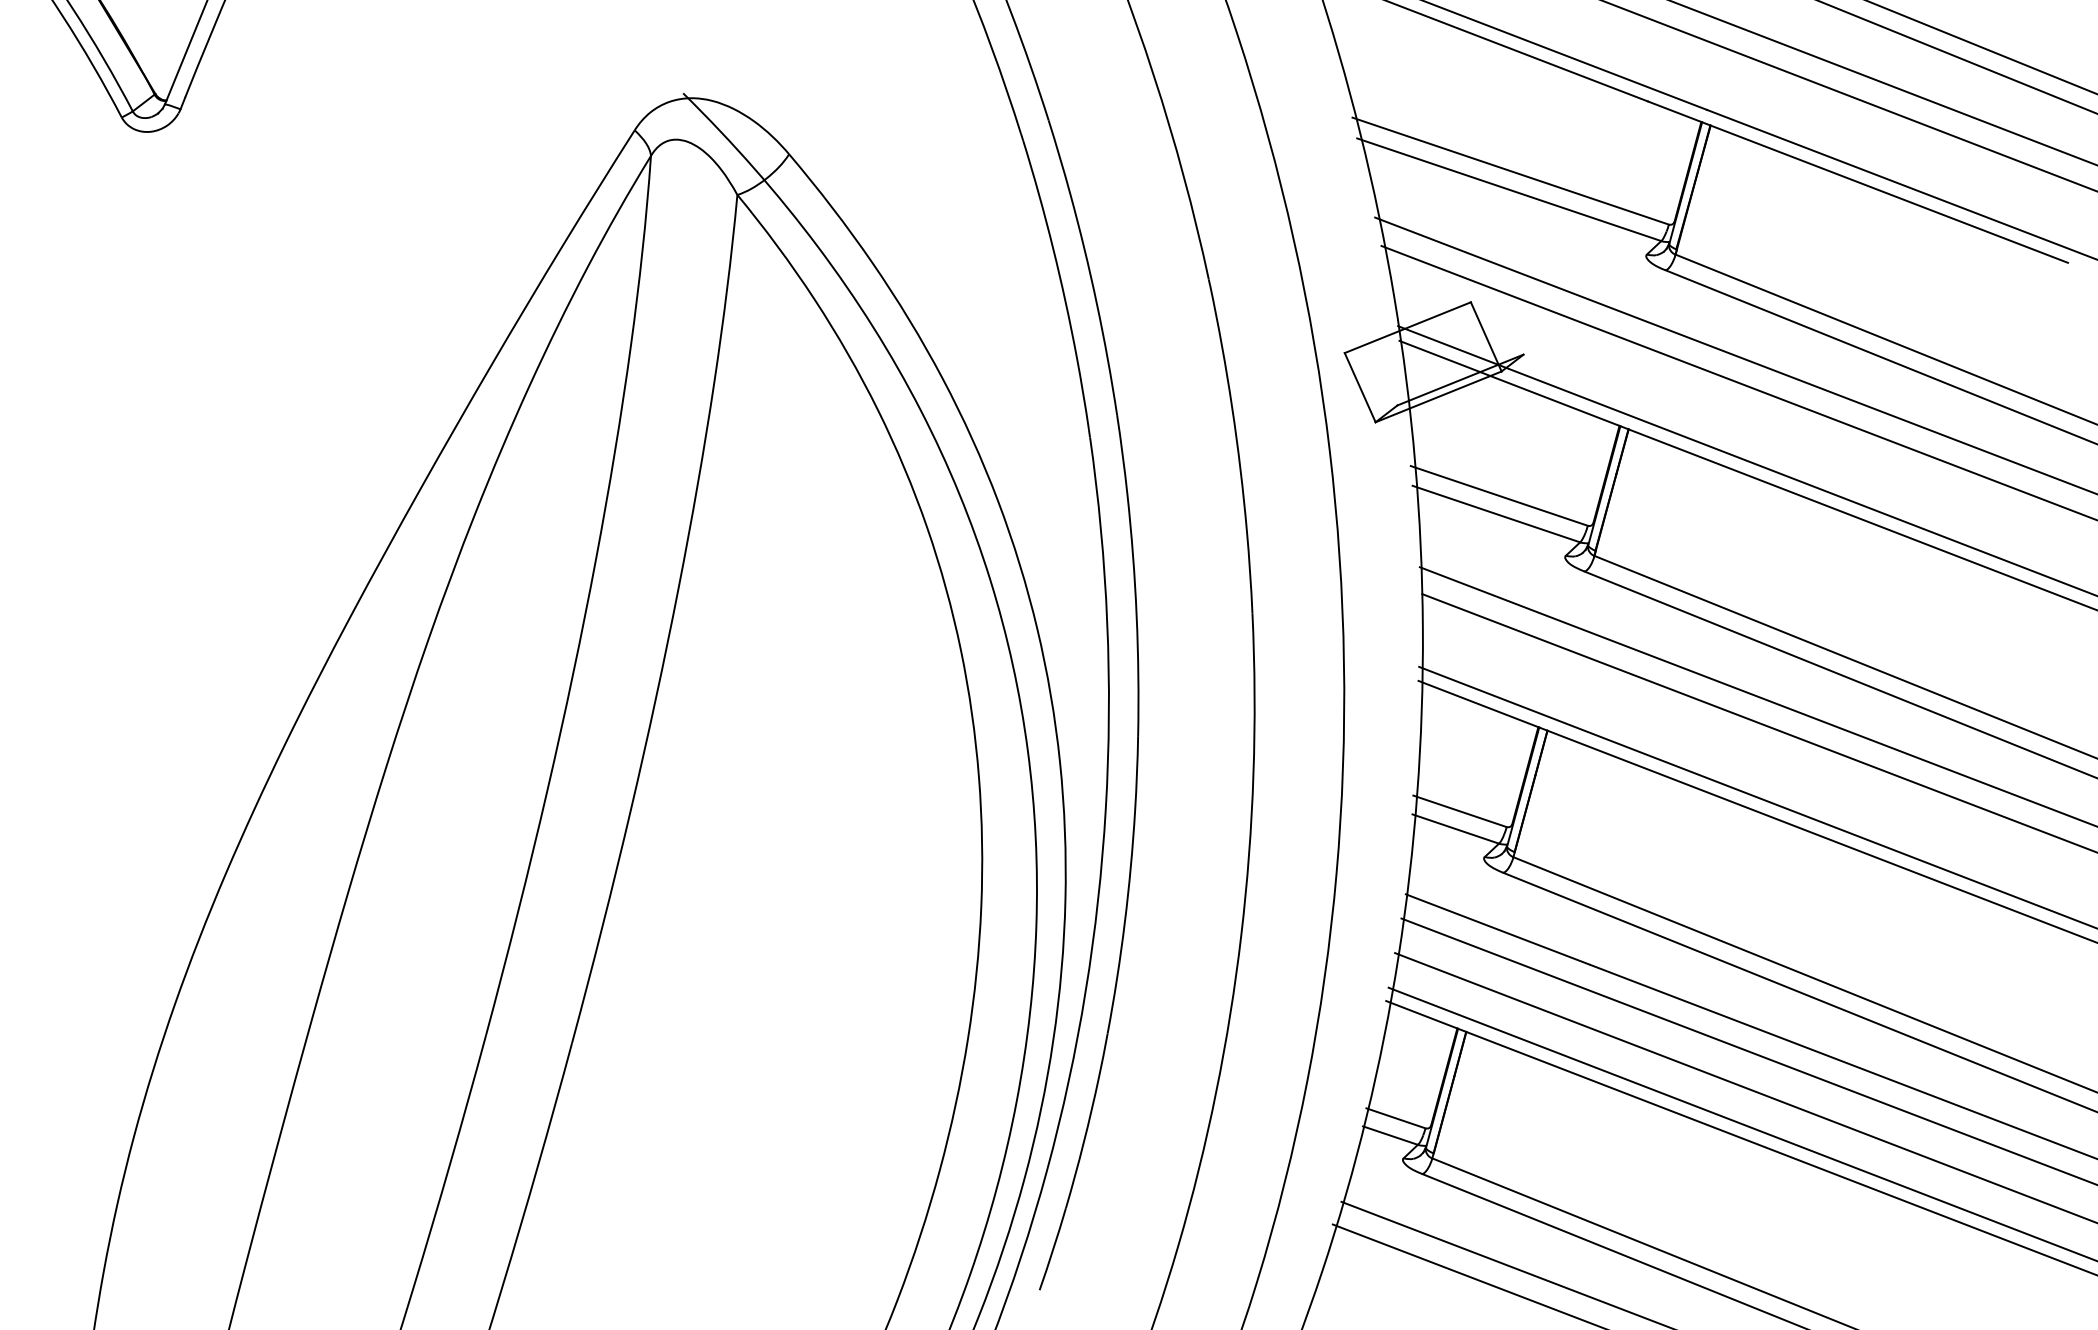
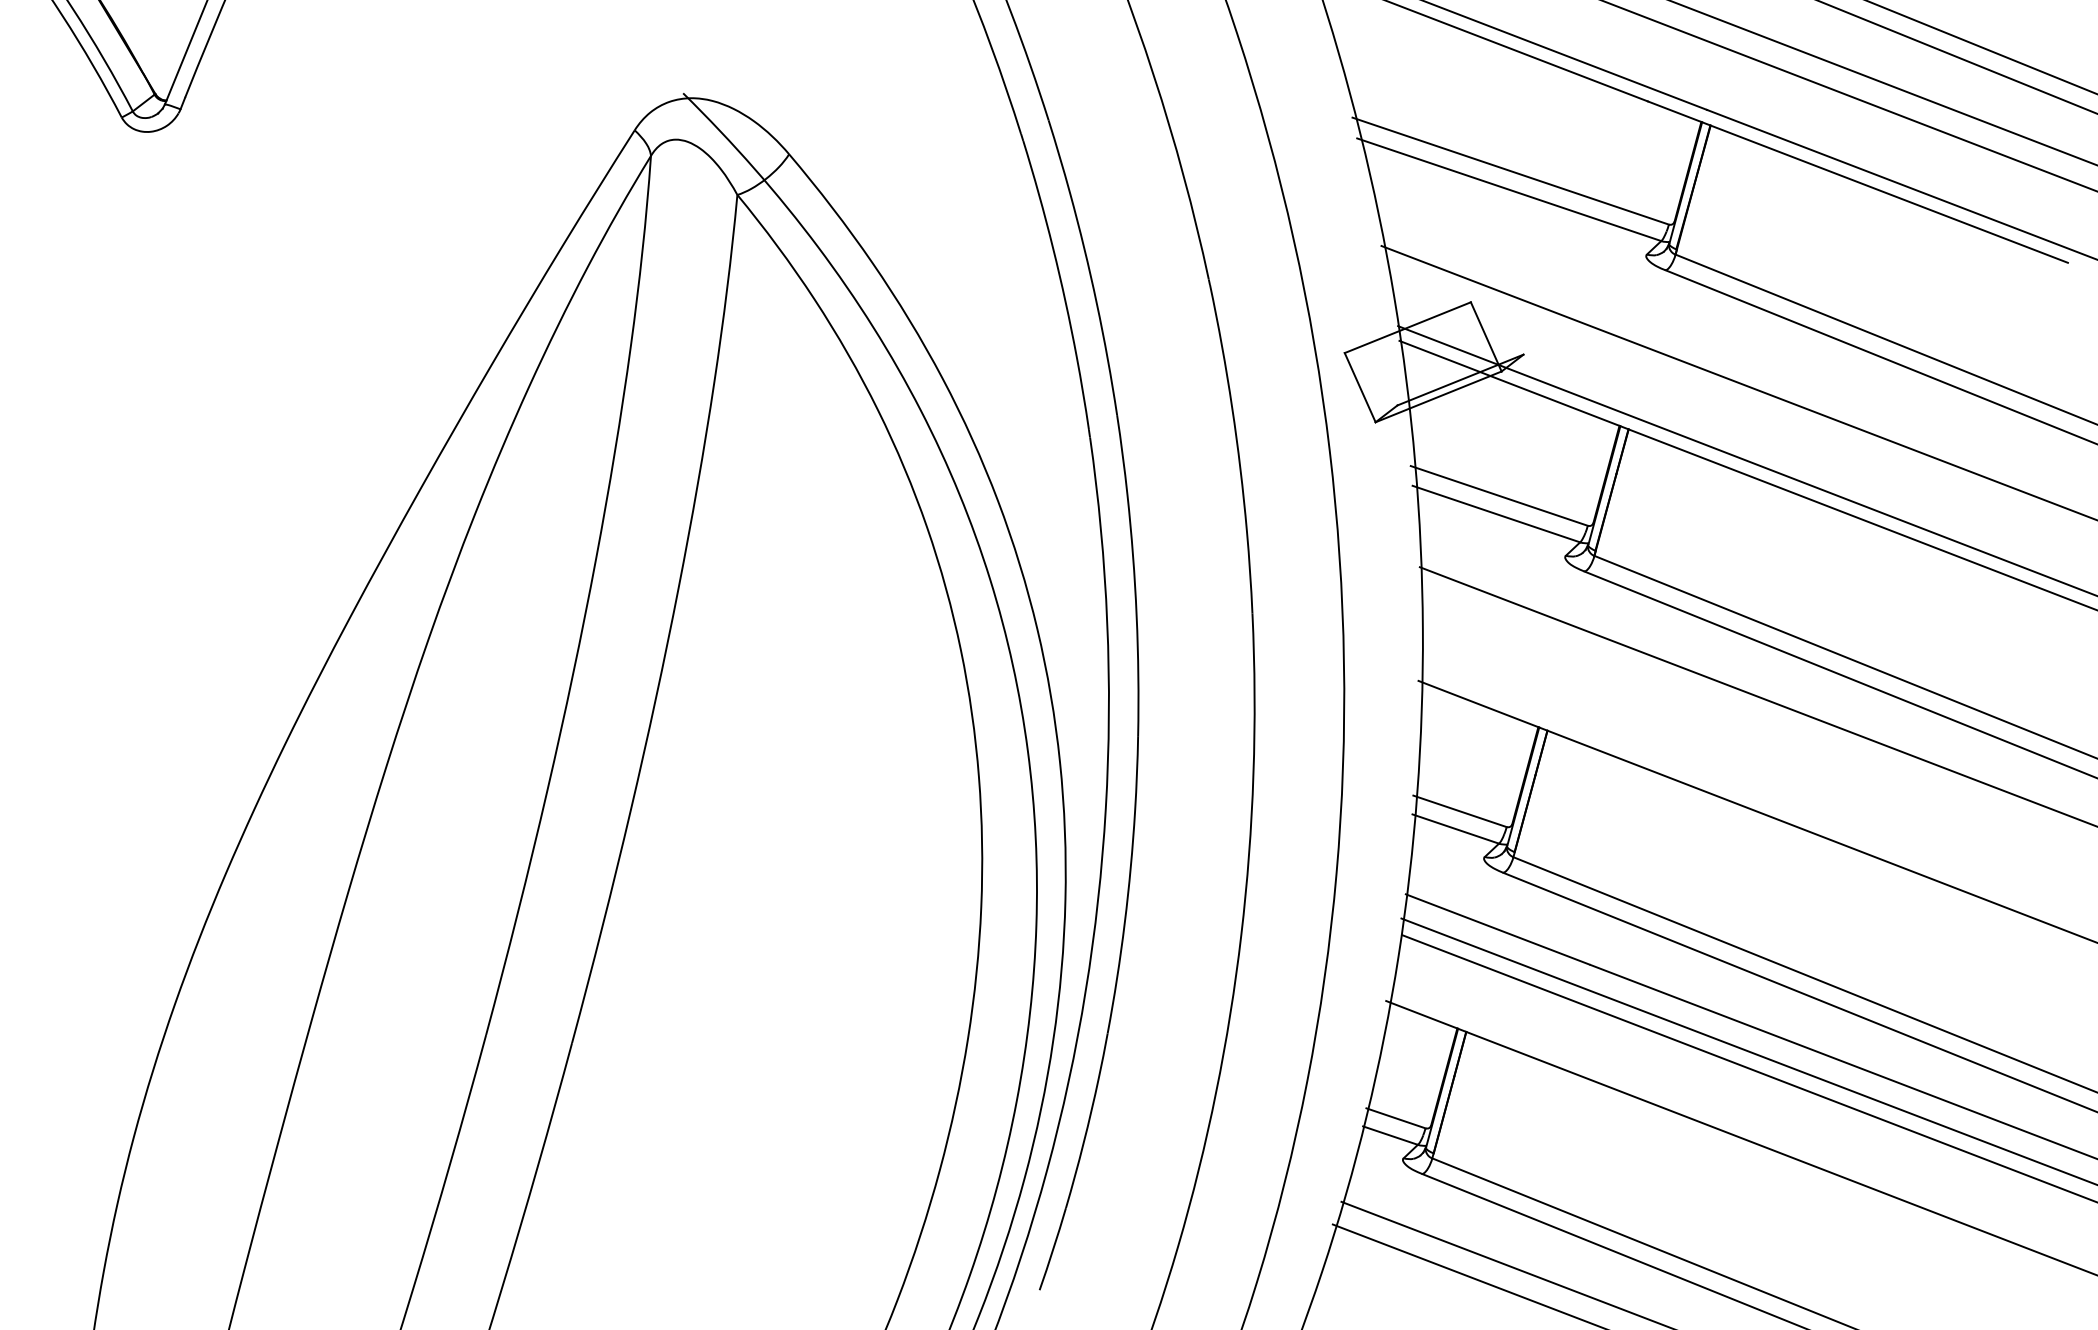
line: present -> none (1734, 355)
line: present -> none (1758, 722)
line: present -> none (1756, 796)
line position: (1744, 1087) -> (1748, 1068) (1748, 1068)
line: present -> none (1741, 1123)
